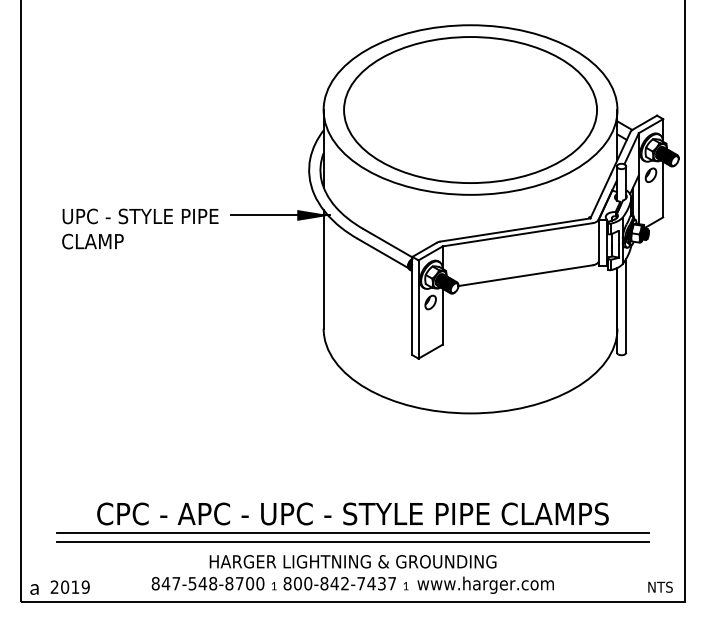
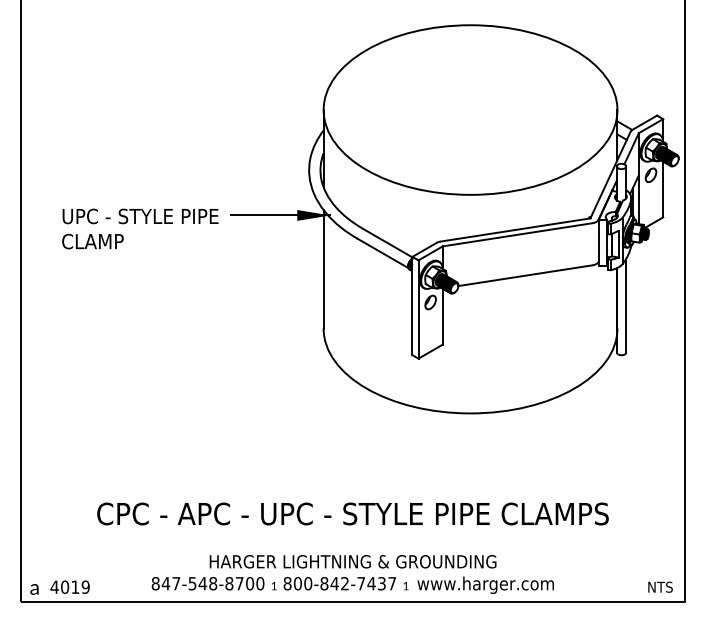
part: present -> none (470, 109)
line: present -> none (352, 532)
line: present -> none (352, 542)
text: 2019 -> 4019 (54, 586)
